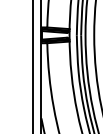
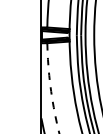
line: present -> none (33, 66)
arc: solid -> dashed (50, 89)
